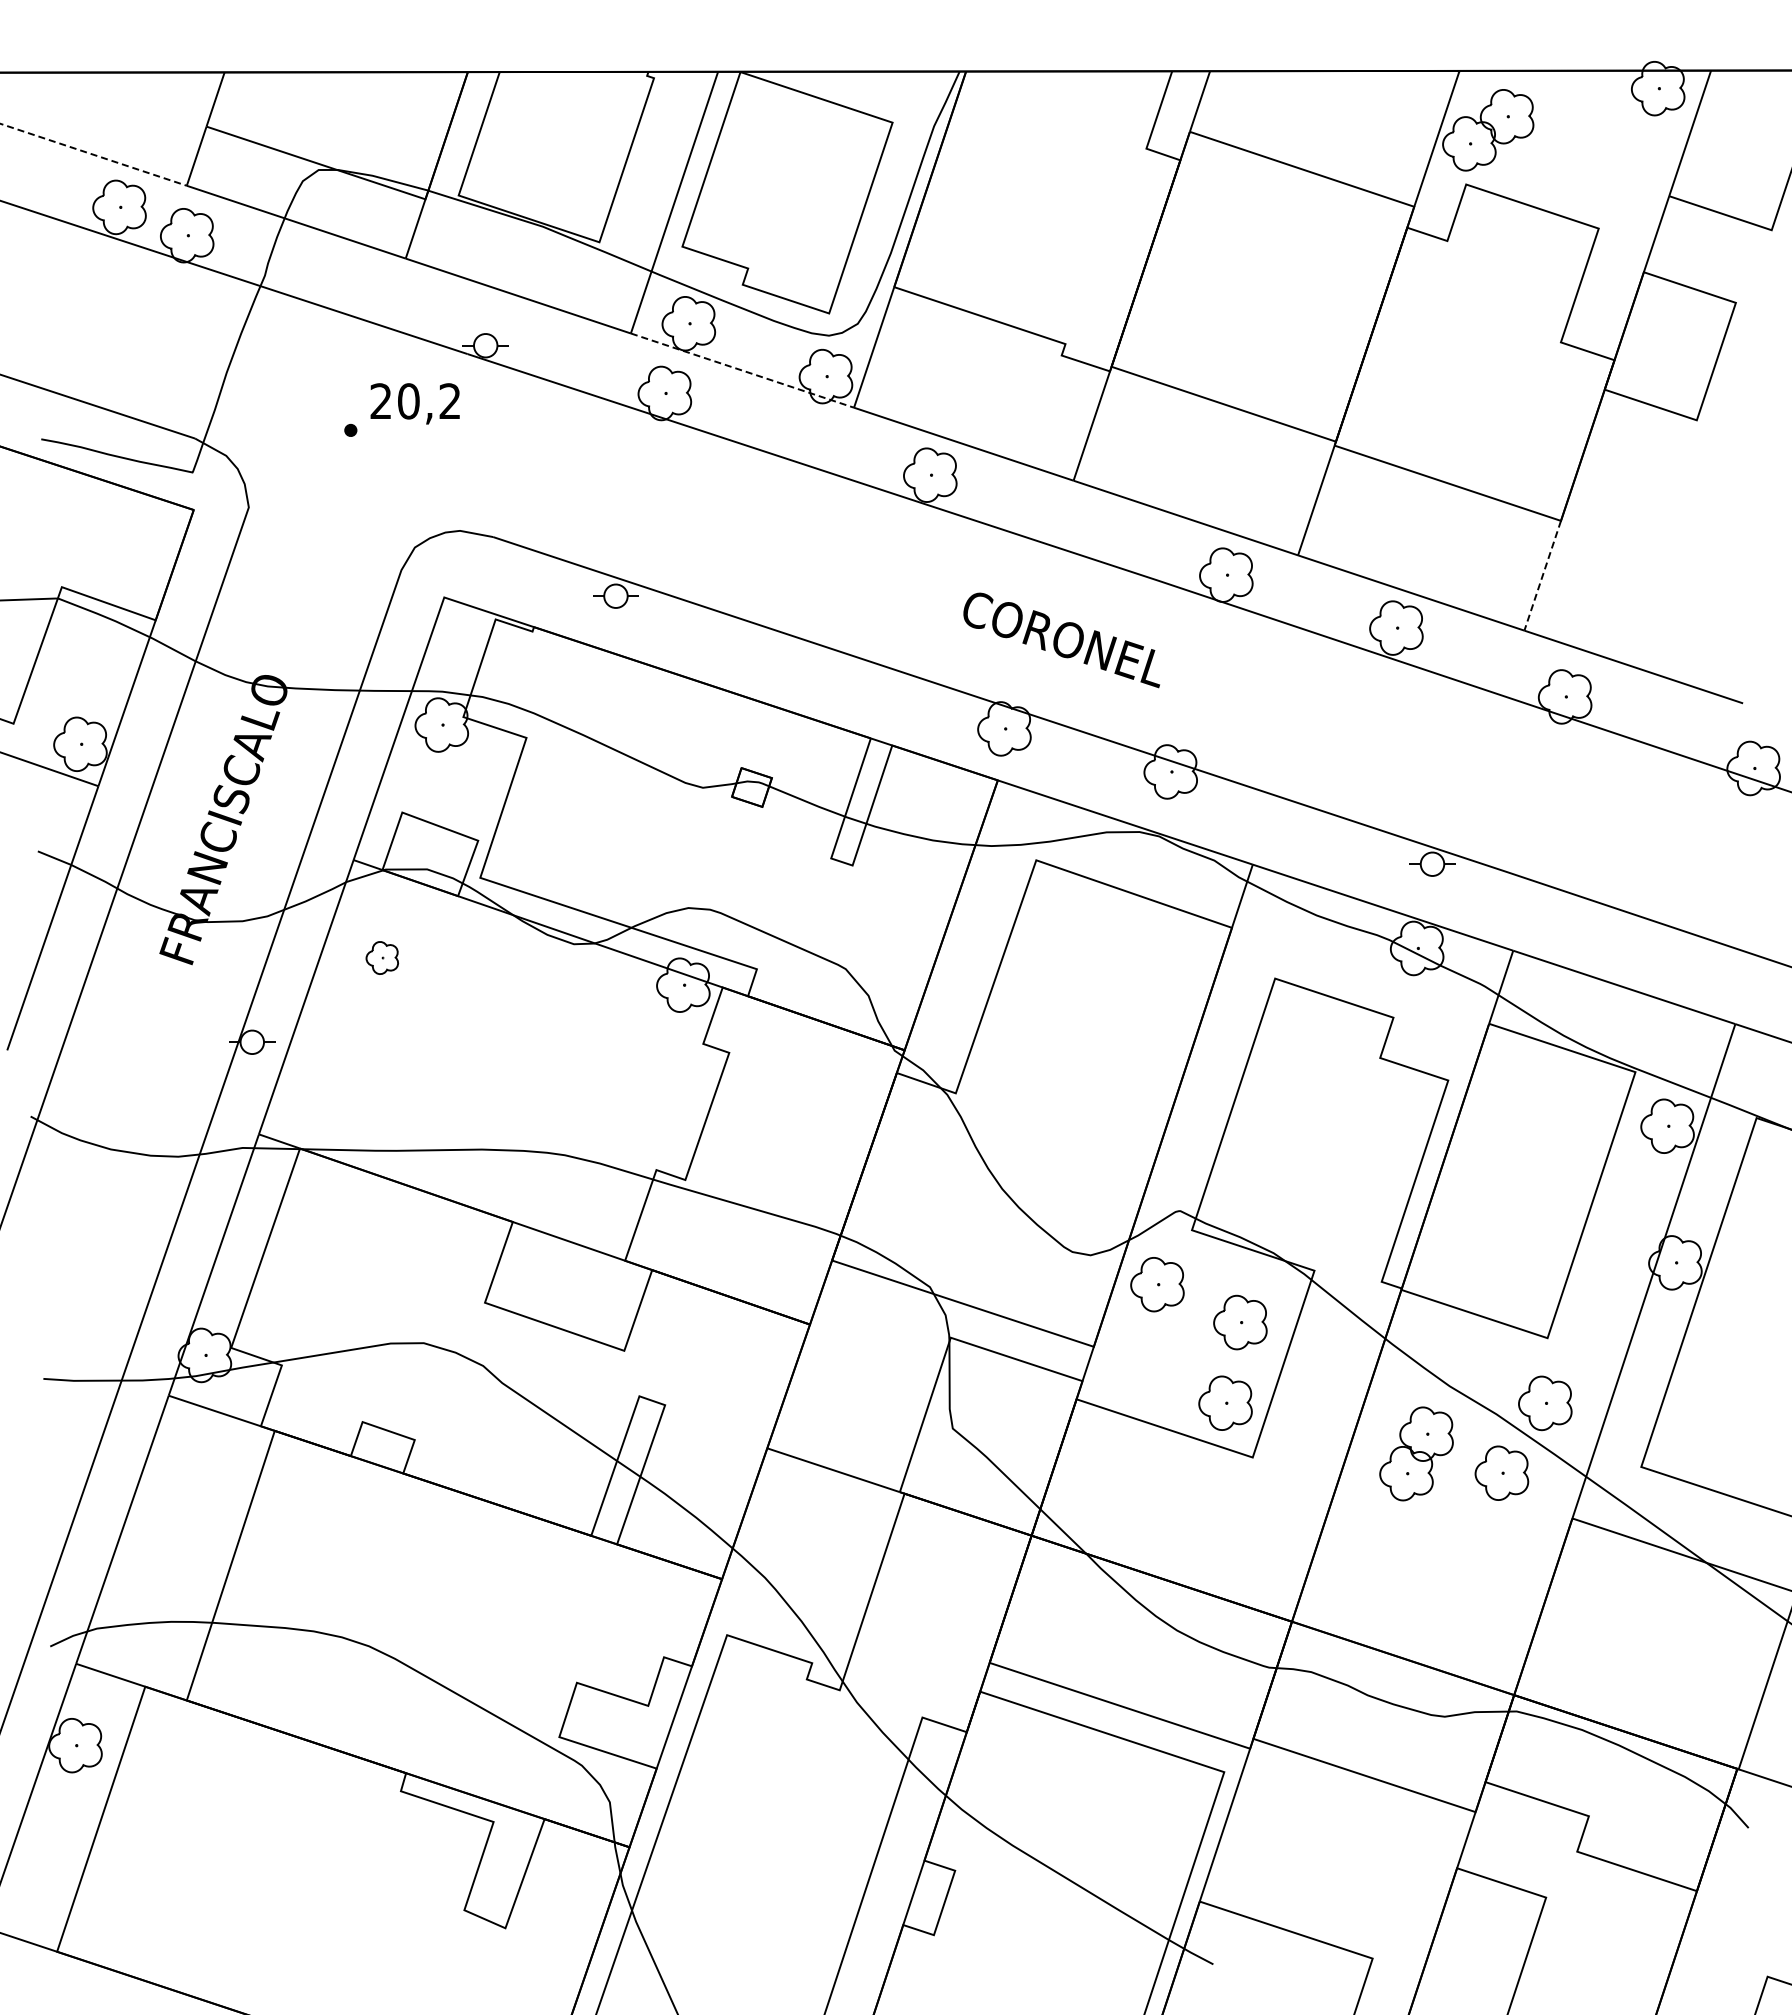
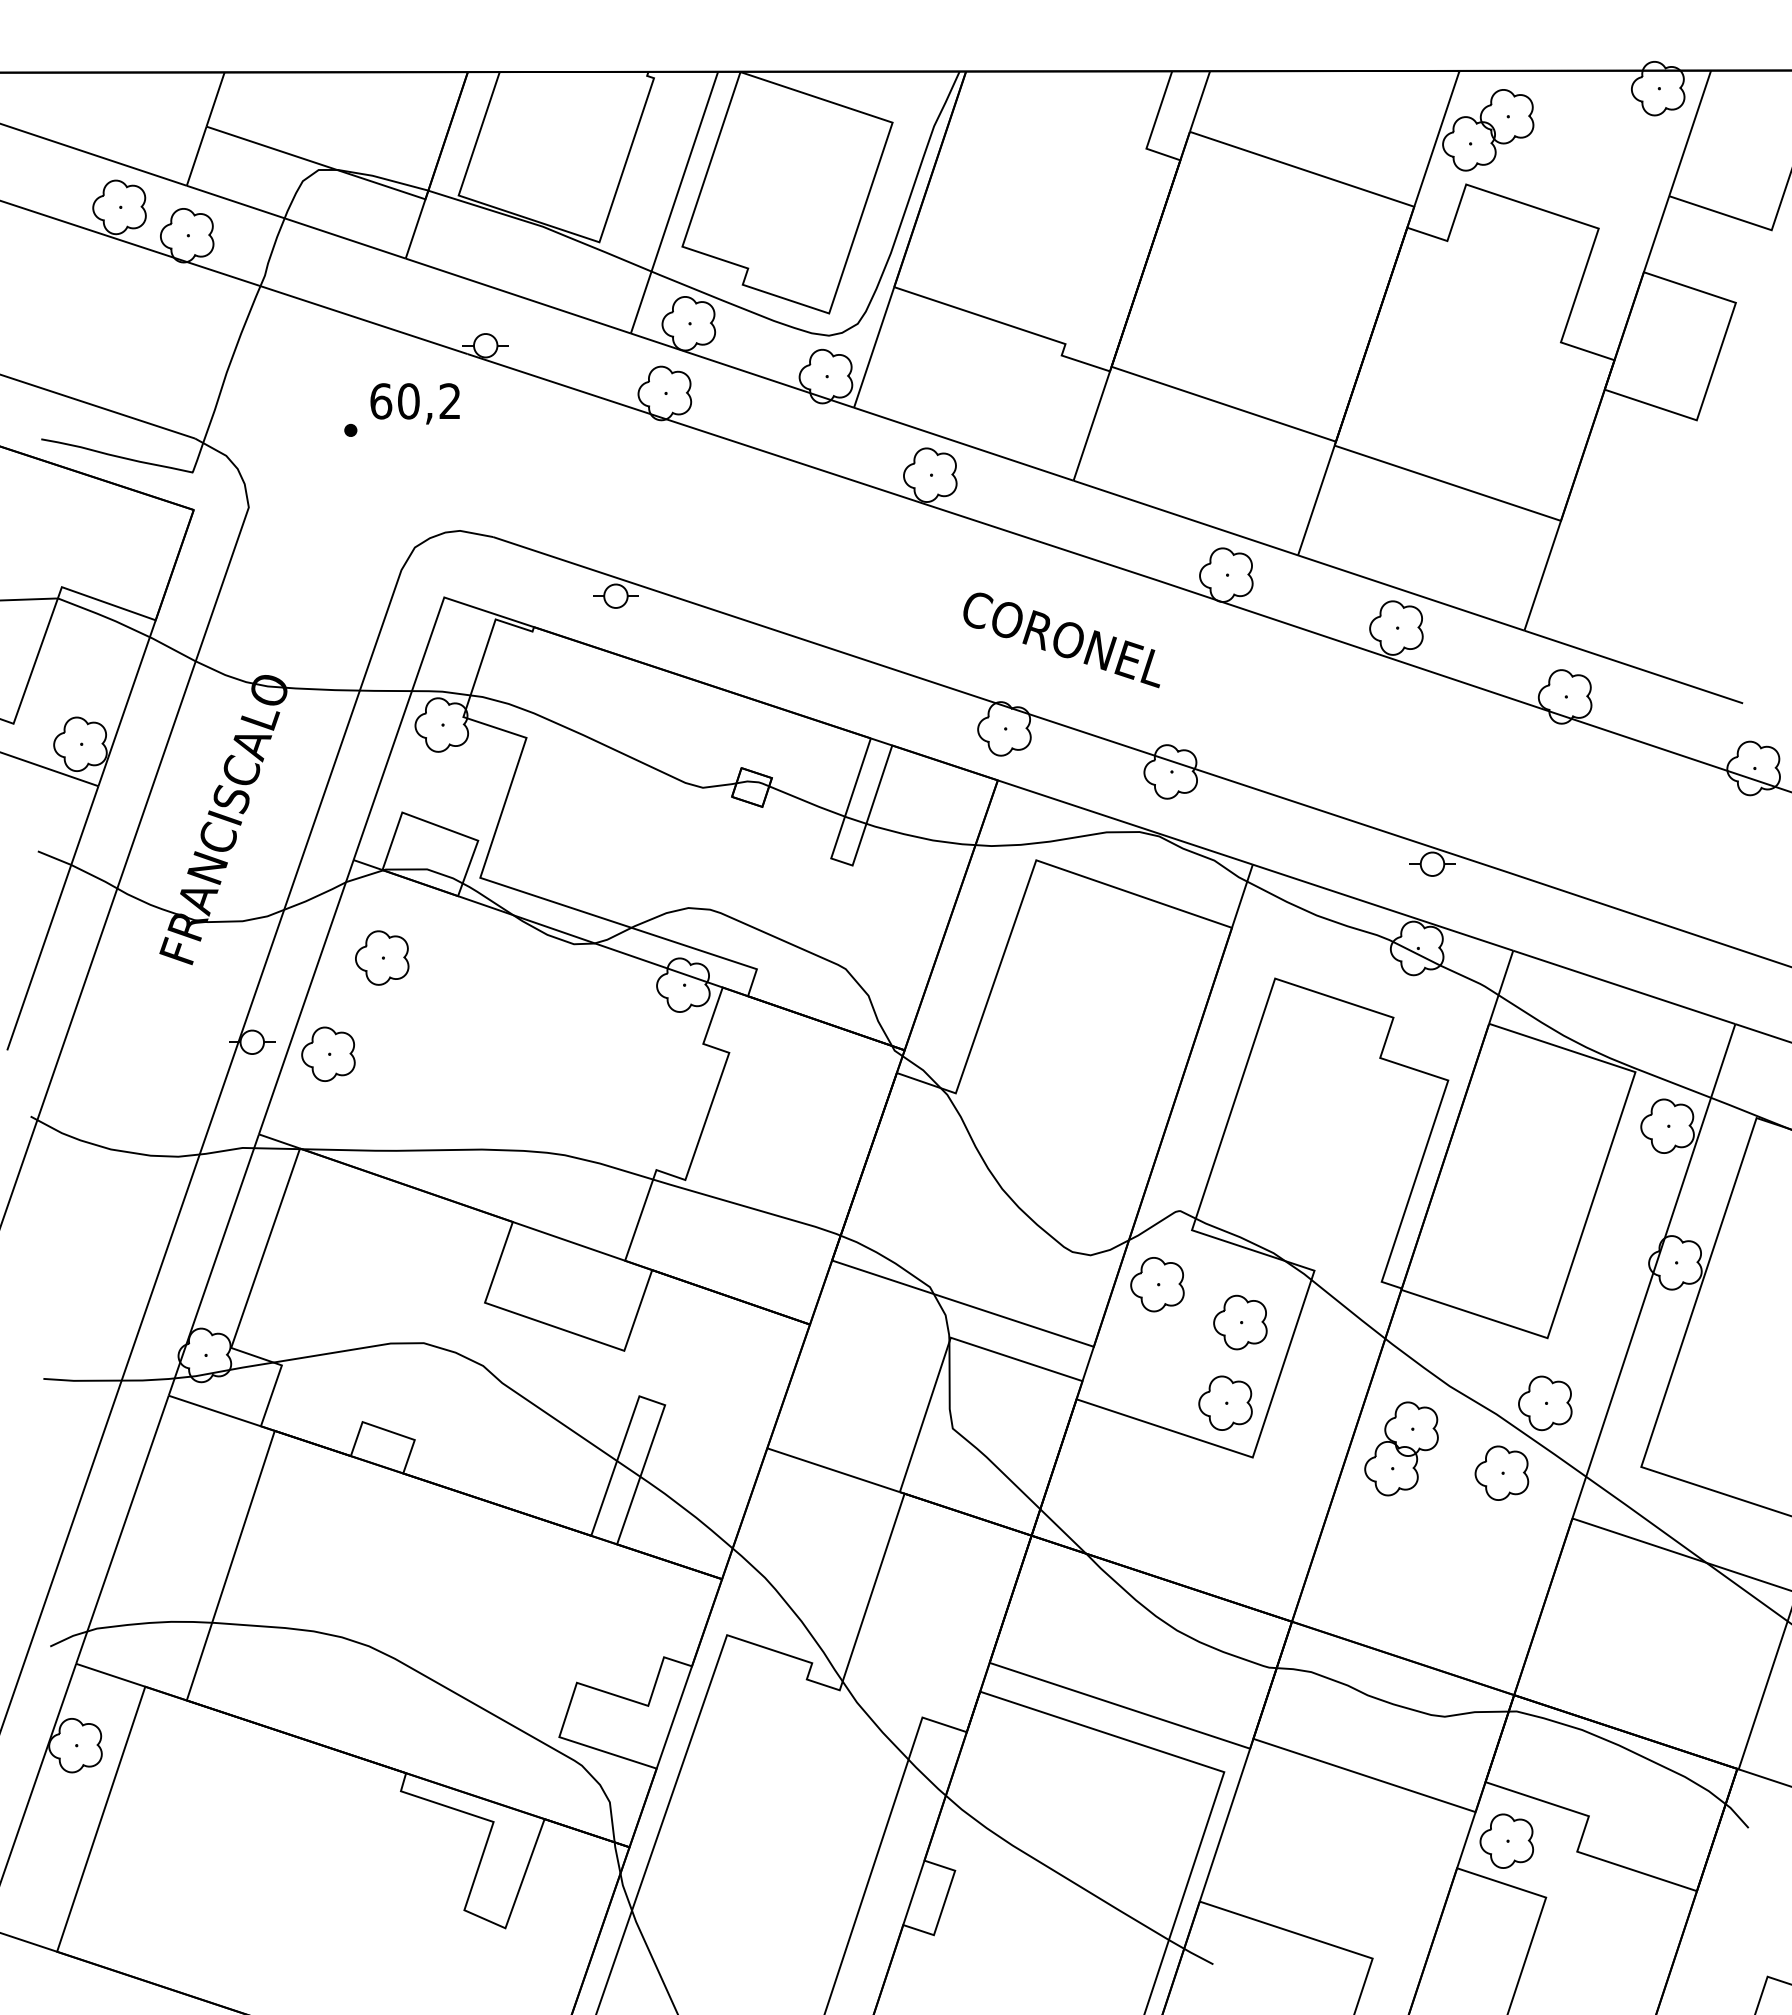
line: dashed -> solid (94, 154)
line: dashed -> solid (742, 370)
text: 20,2 -> 60,2 (381, 401)
line: dashed -> solid (1542, 575)
part size: 34x34 px -> 55x56 px (382, 957)
part: none -> present (328, 1053)
part position: (1416, 1453) -> (1401, 1448) (1401, 1448)
part: none -> present (1506, 1840)
